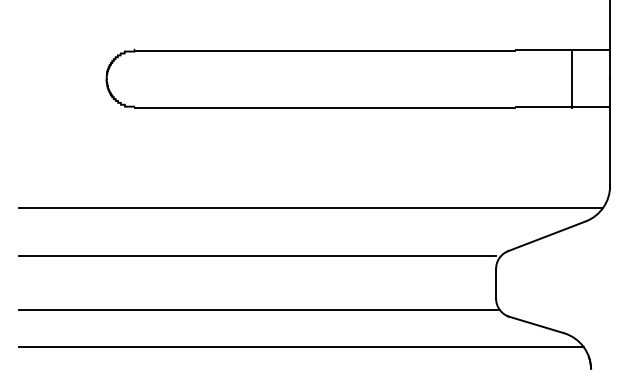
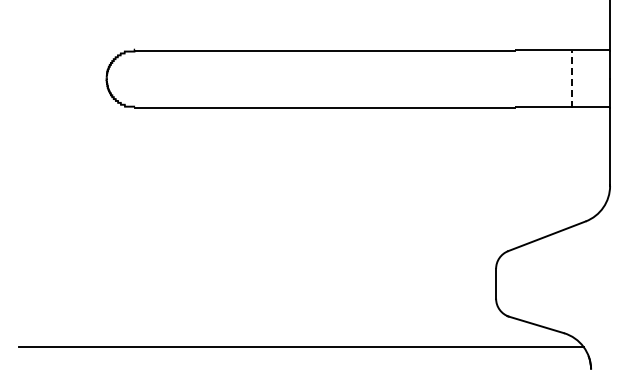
line: solid -> dashed (572, 79)
line: present -> none (310, 207)
line: present -> none (257, 255)
line: present -> none (258, 310)
